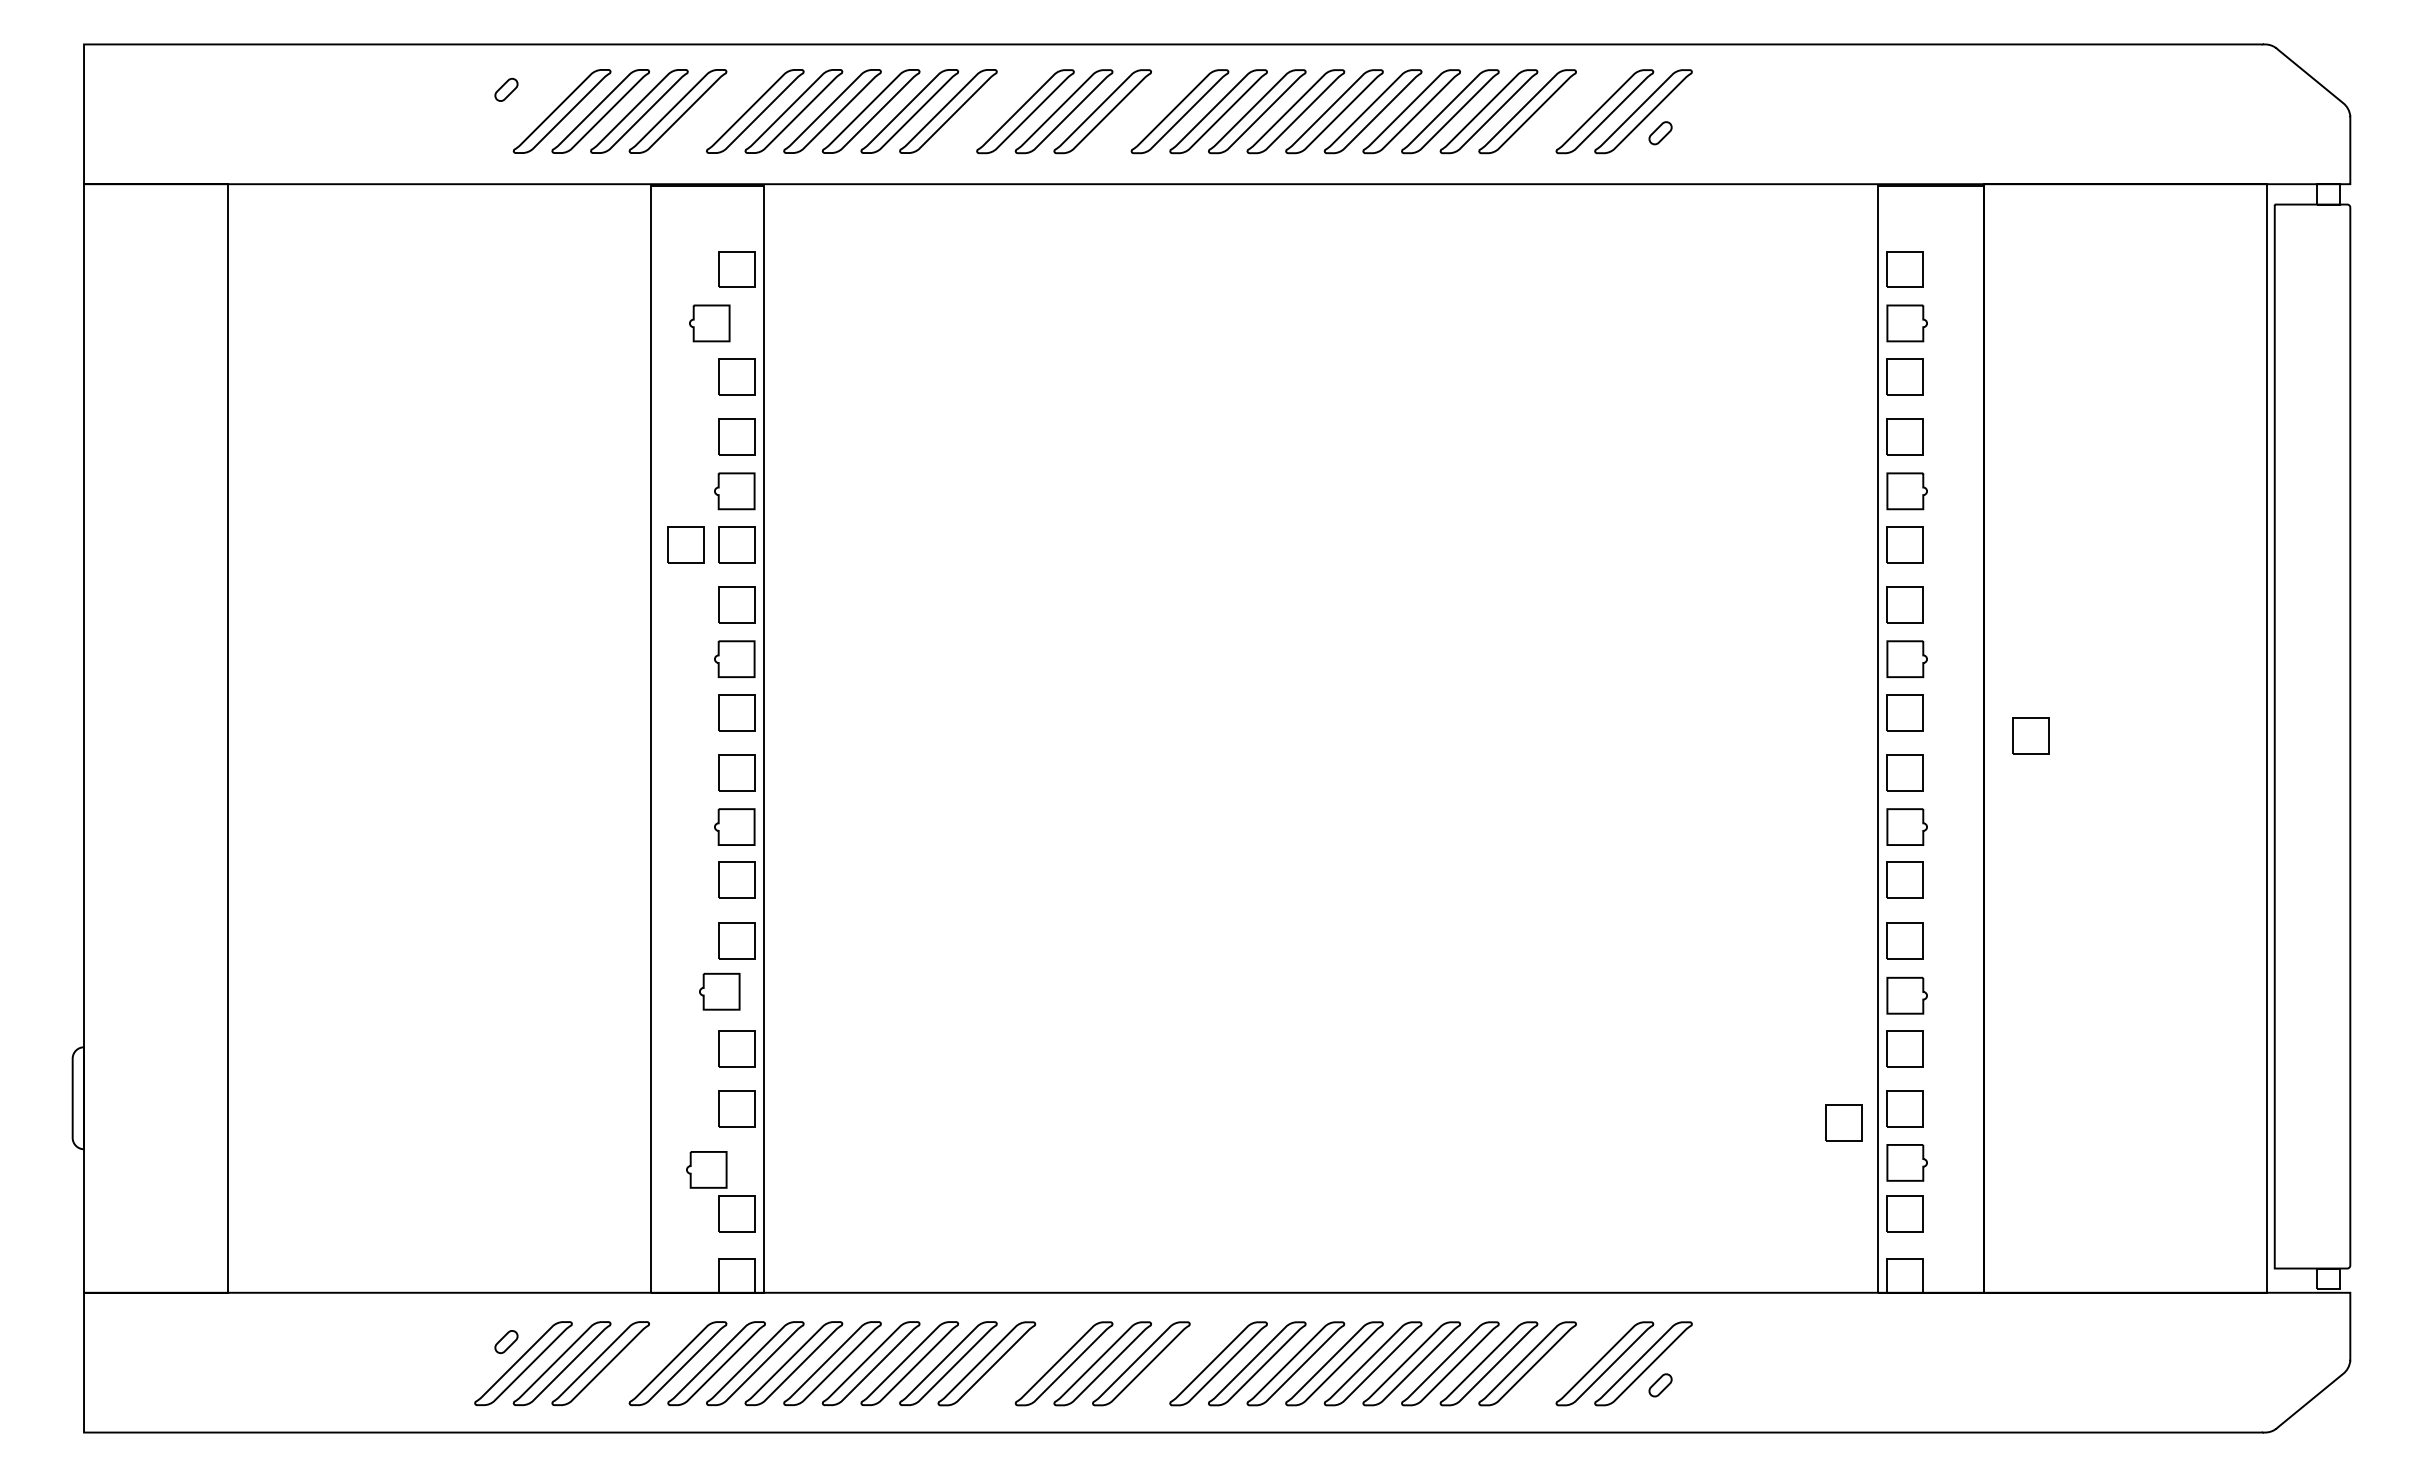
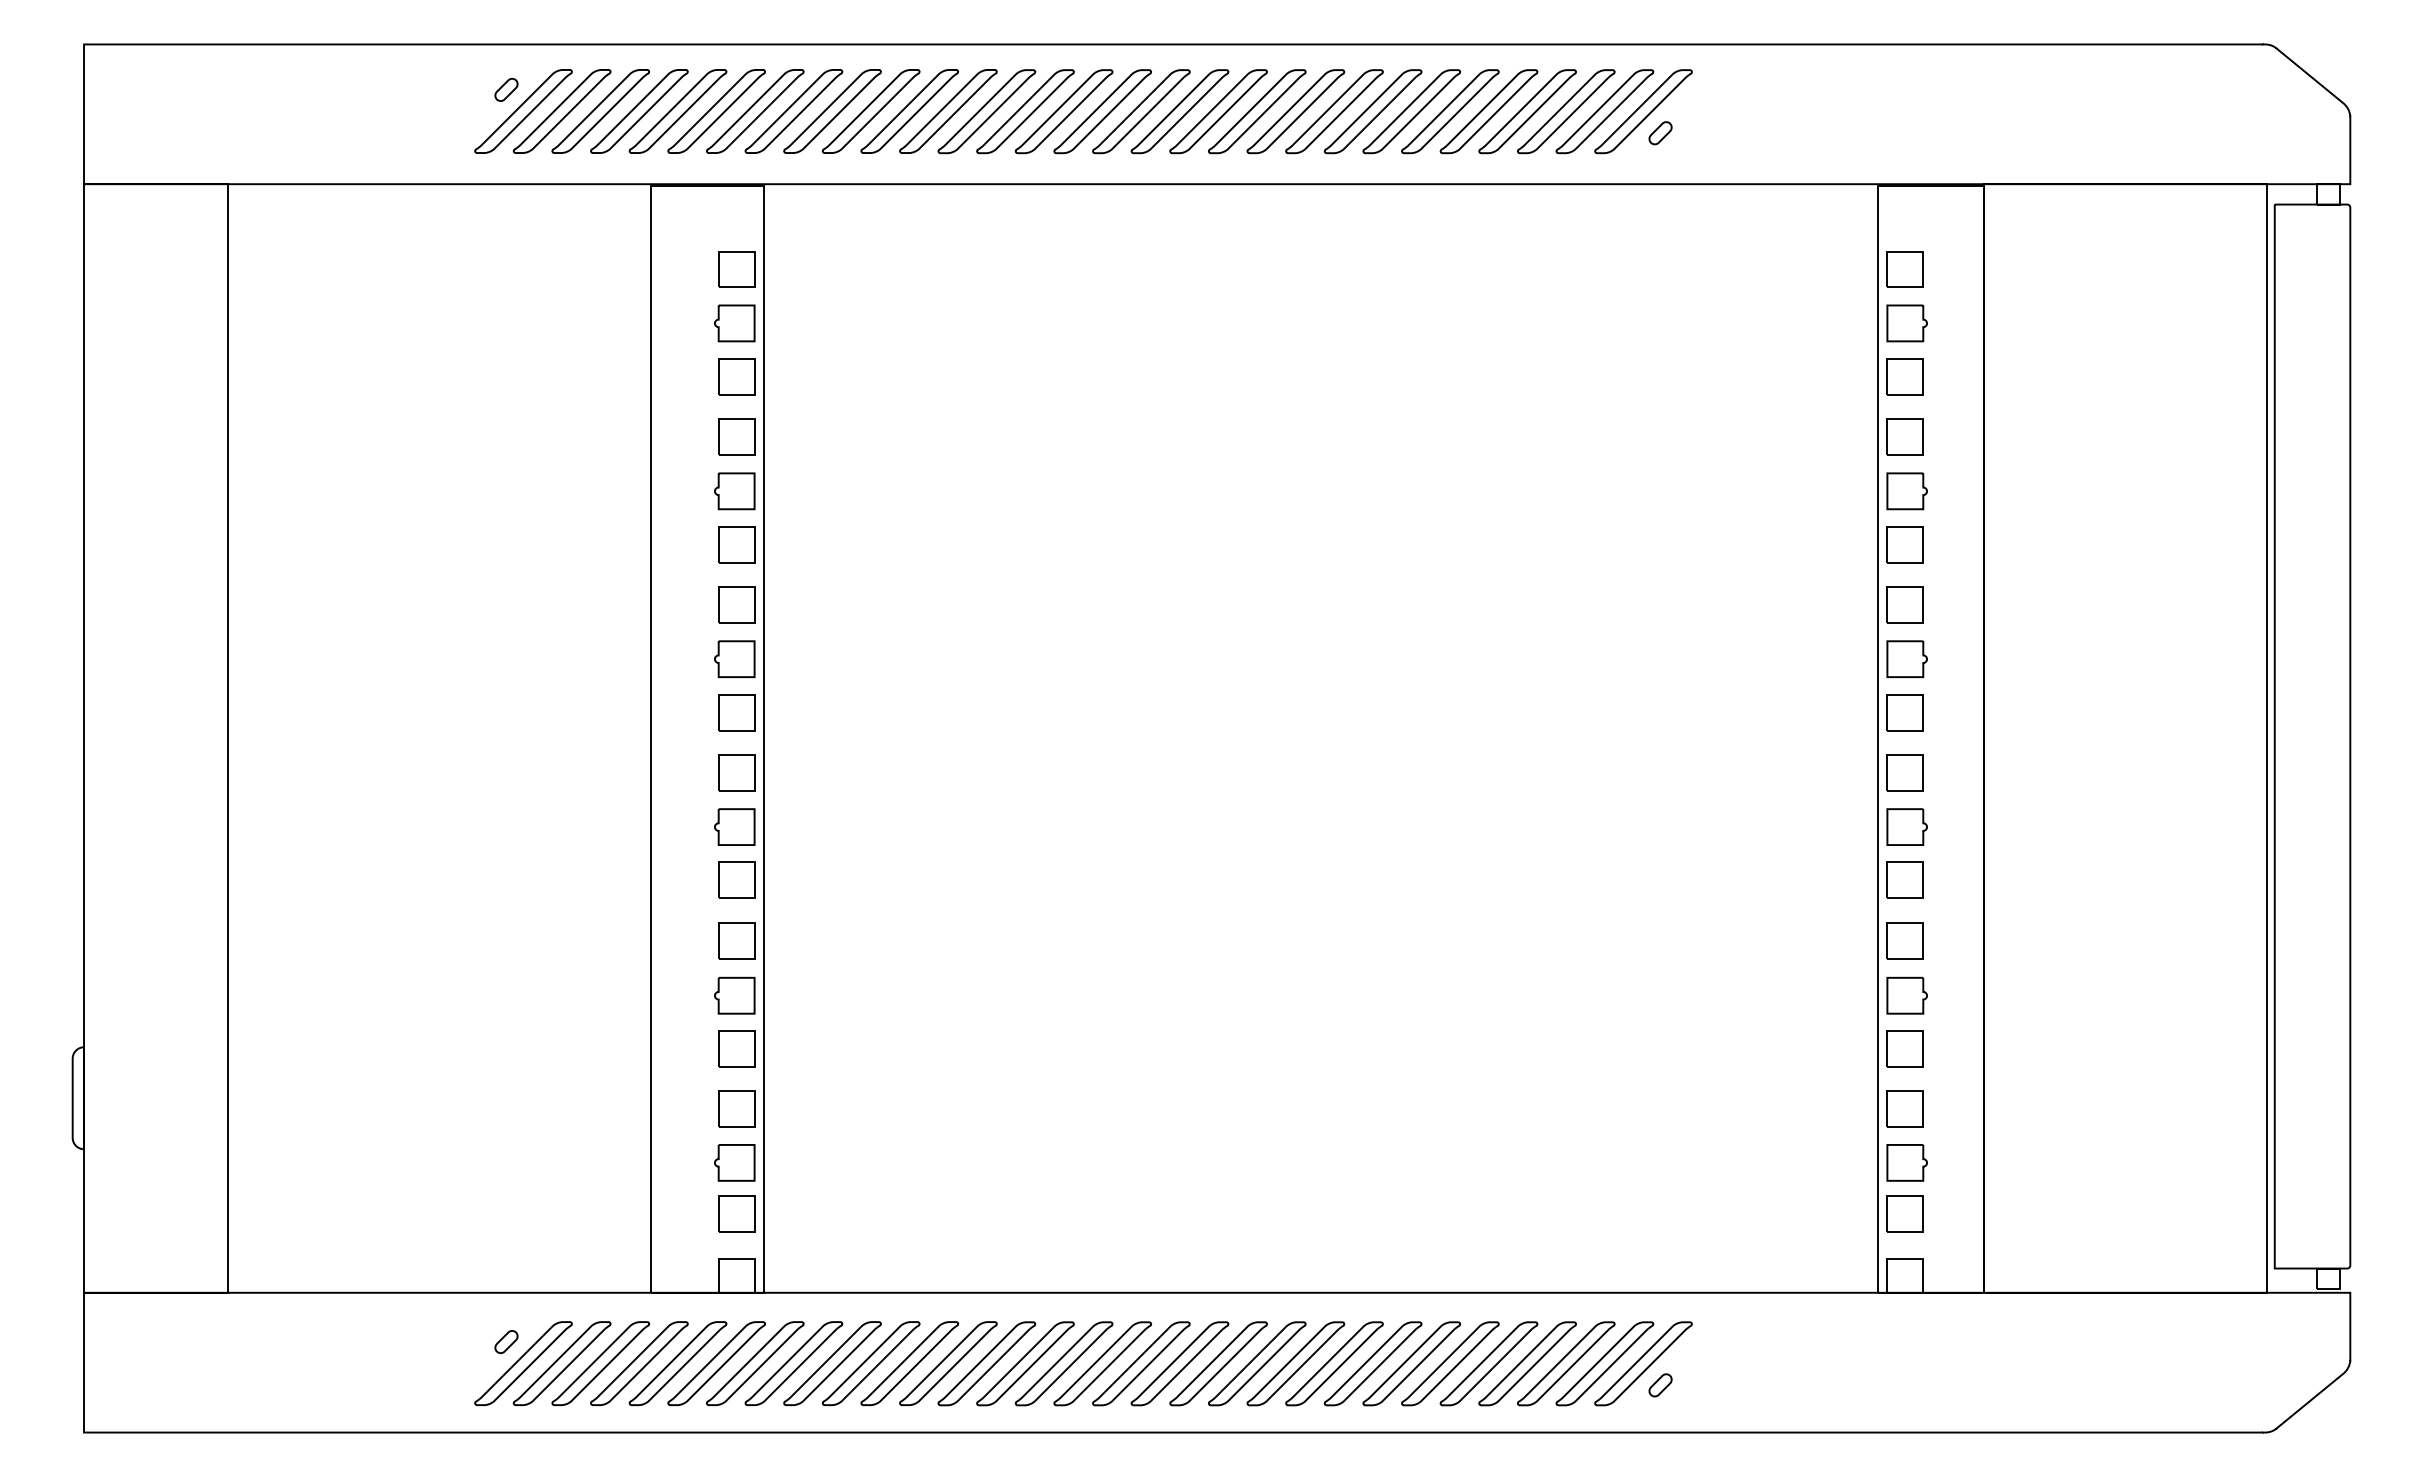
part: none -> present (523, 111)
part: none -> present (716, 111)
part: none -> present (986, 111)
part: none -> present (1141, 111)
part: none -> present (1566, 111)
part position: (709, 323) -> (734, 323) (734, 323)
part: present -> none (685, 544)
part: present -> none (2030, 735)
part position: (719, 991) -> (734, 995) (734, 995)
part: present -> none (1843, 1122)
part position: (706, 1169) -> (734, 1162) (734, 1162)
part: none -> present (639, 1363)
part: none -> present (1025, 1363)
part: none -> present (1179, 1363)
part: none -> present (1566, 1363)
